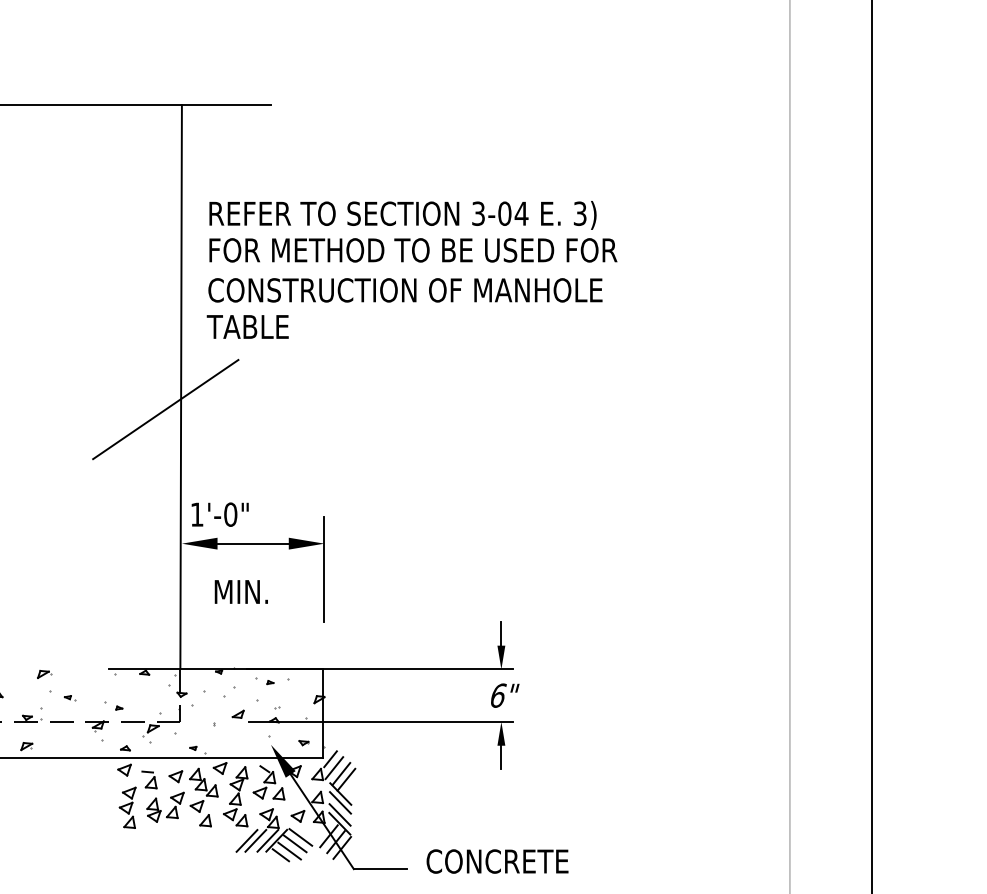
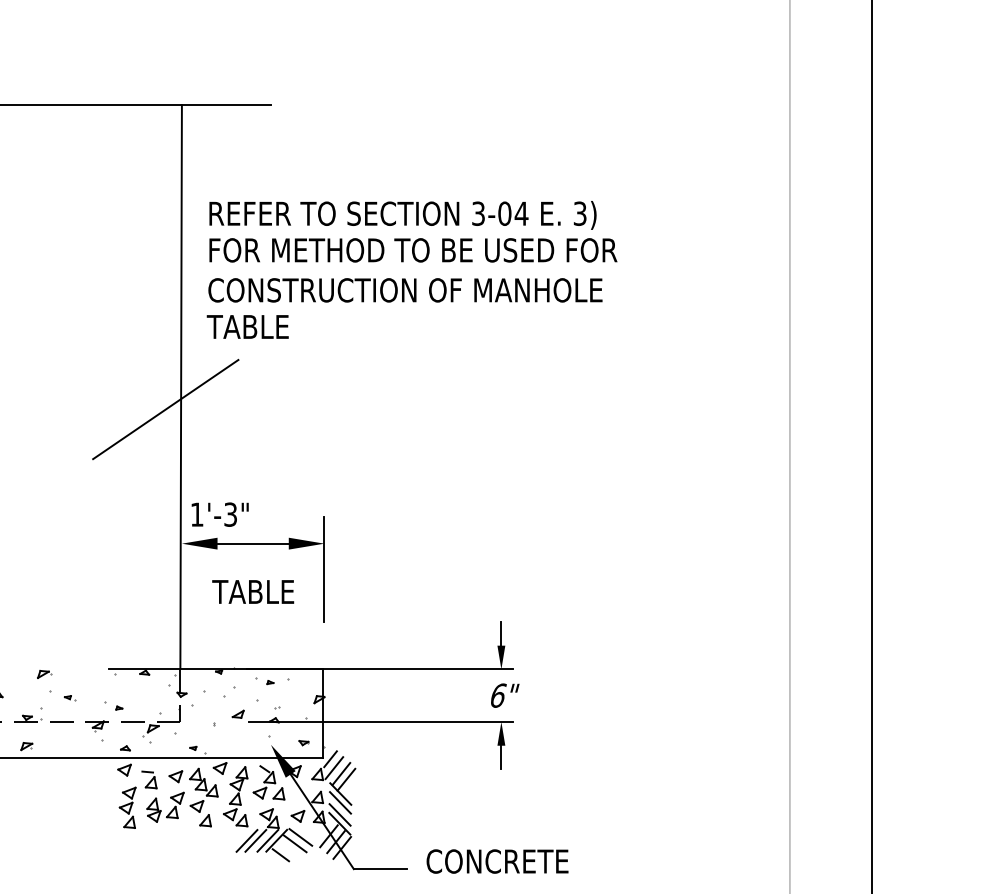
text: 1'-0" -> 1'-3" (230, 514)
text: MIN. -> TABLE (253, 591)
line: present -> none (289, 850)
